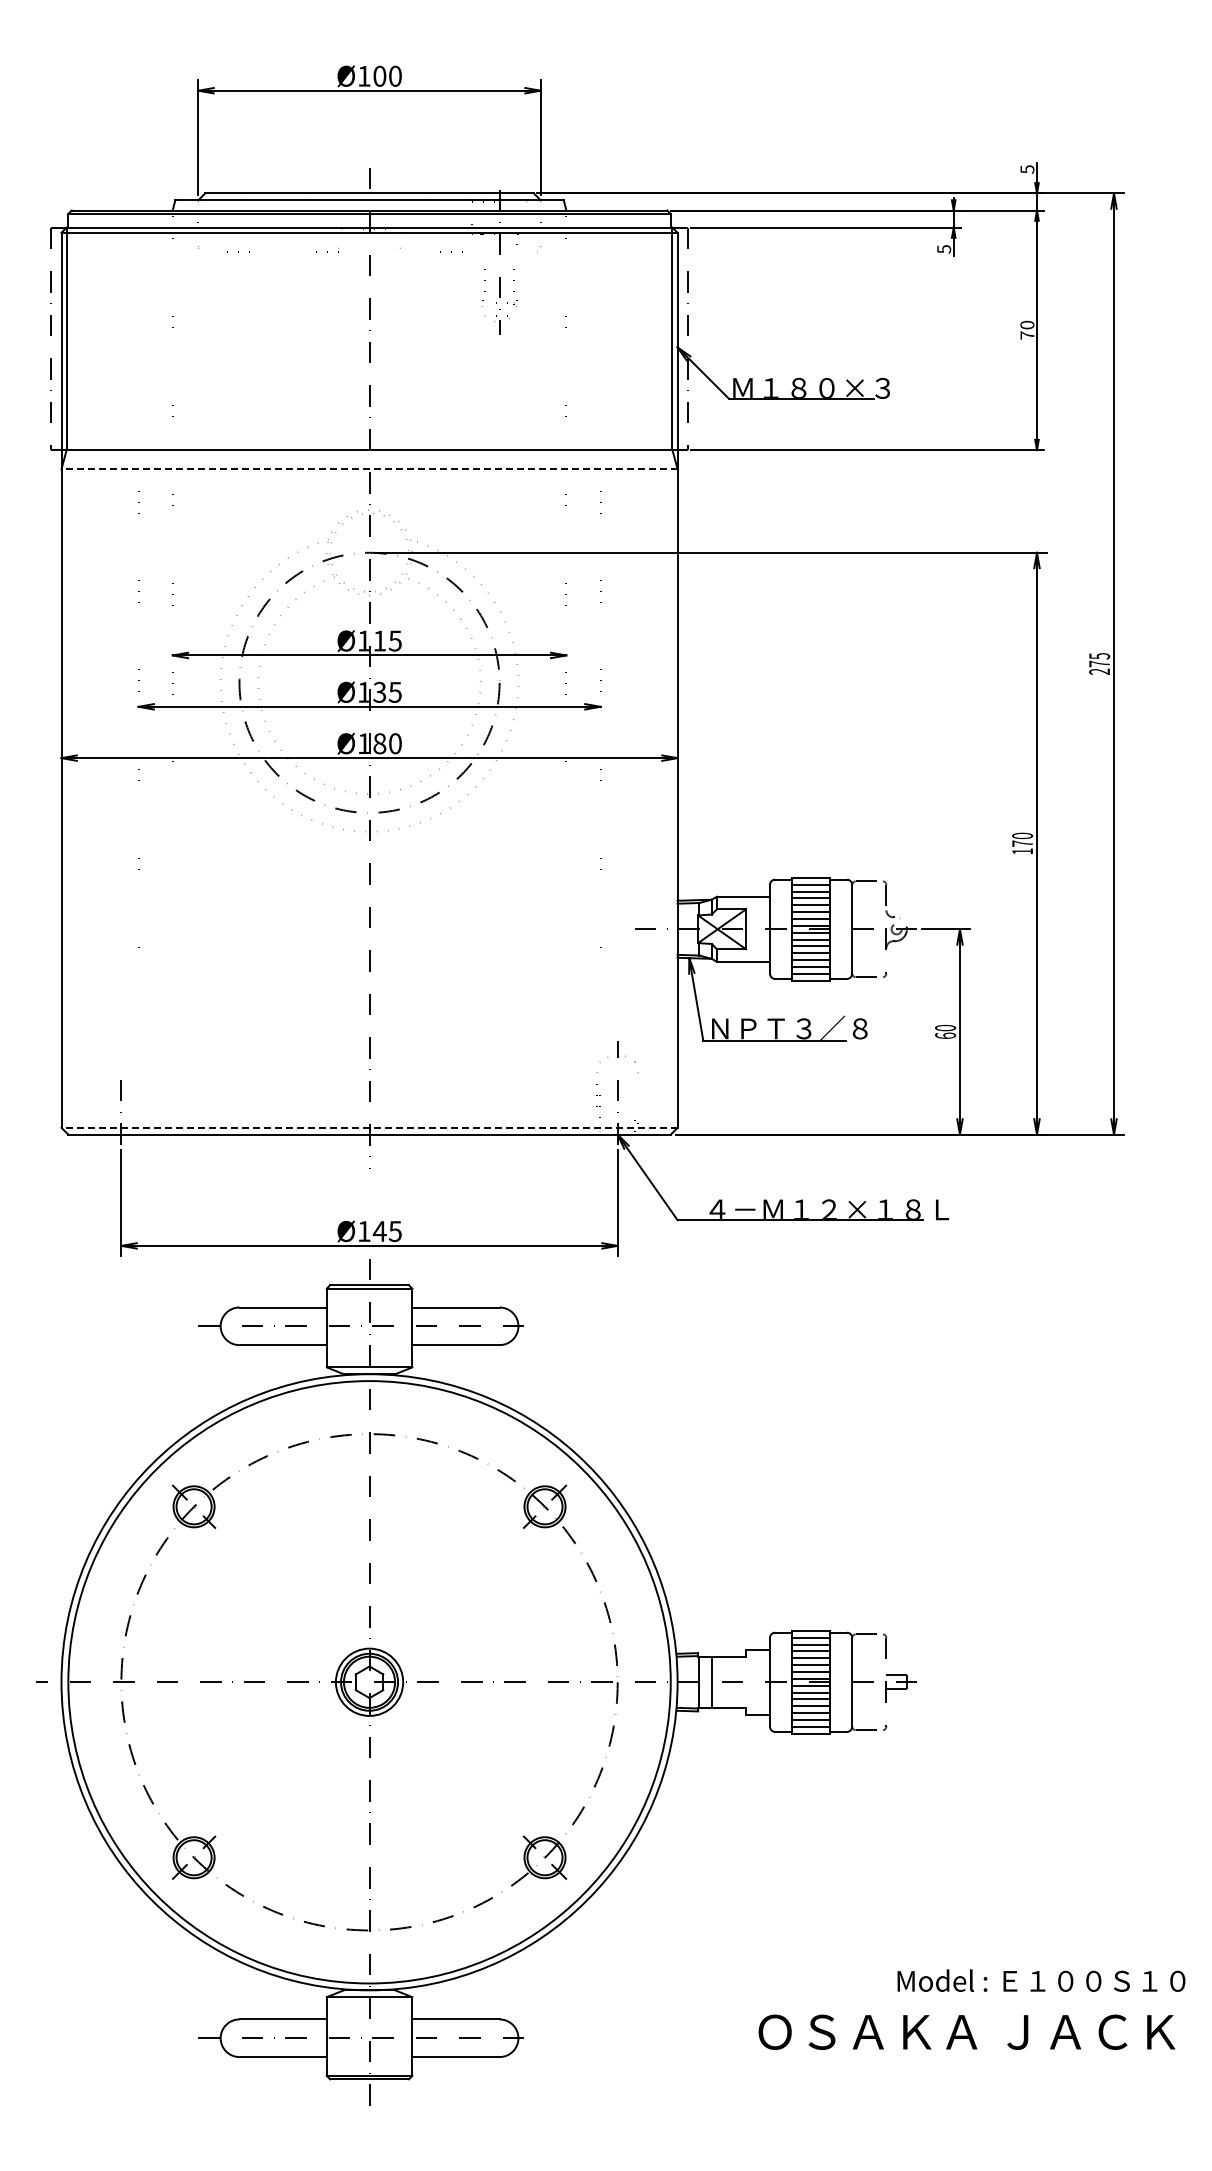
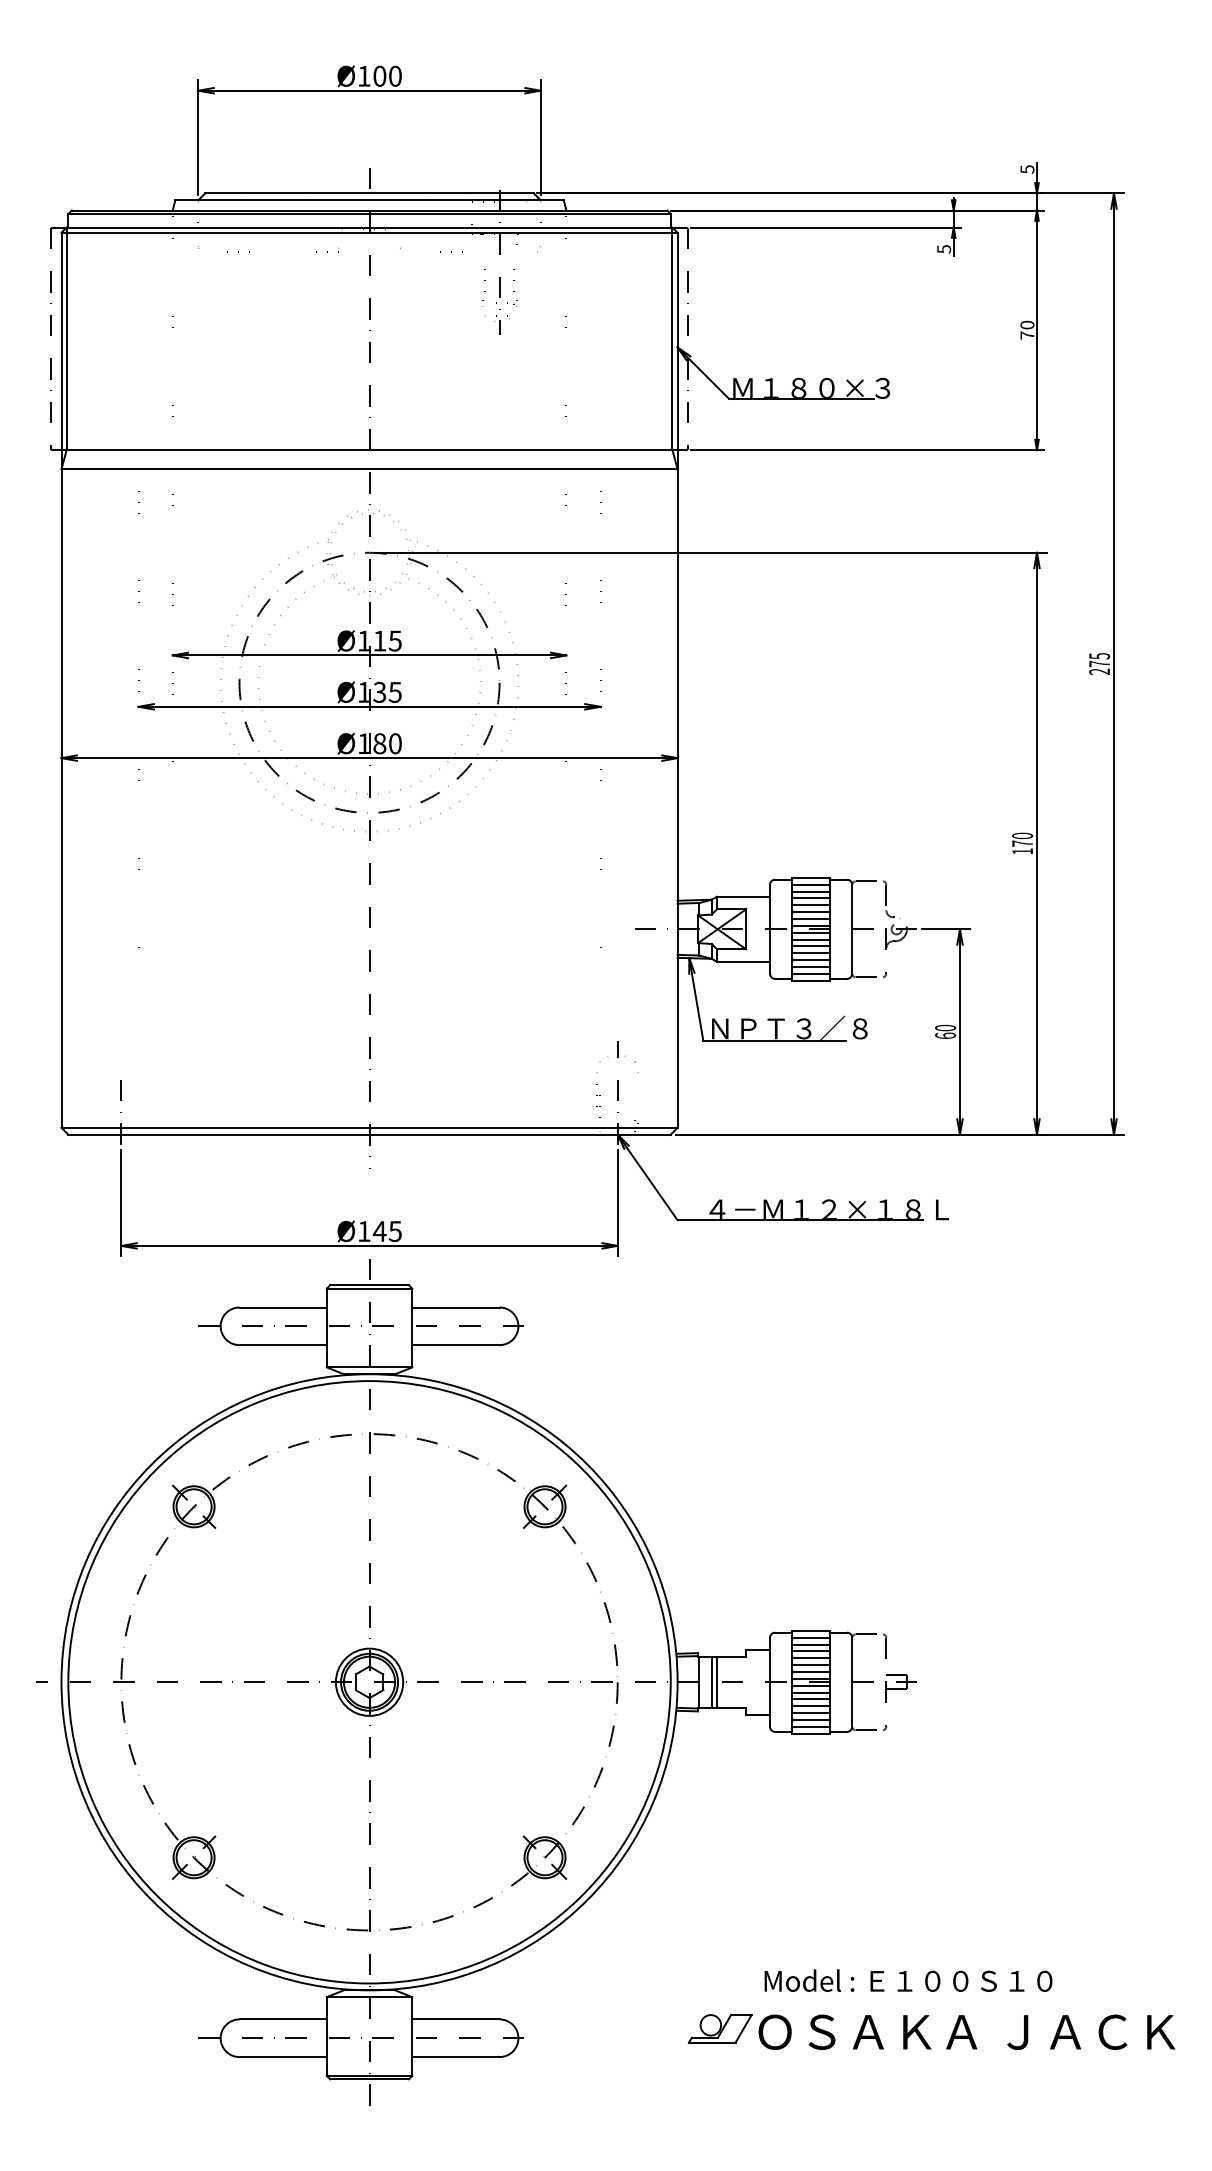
line: dashed -> solid (369, 469)
line: dashed -> solid (369, 1127)
line: none -> present (716, 1681)
text position: (1041, 1980) -> (908, 1980) (908, 1980)
part: none -> present (720, 2028)
